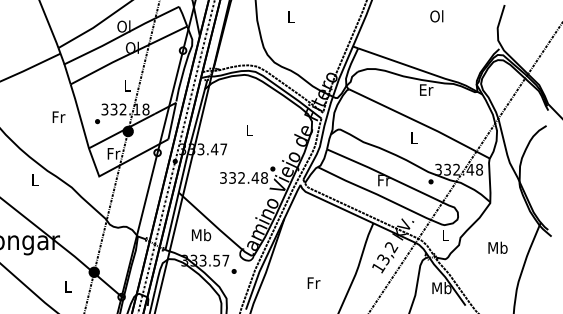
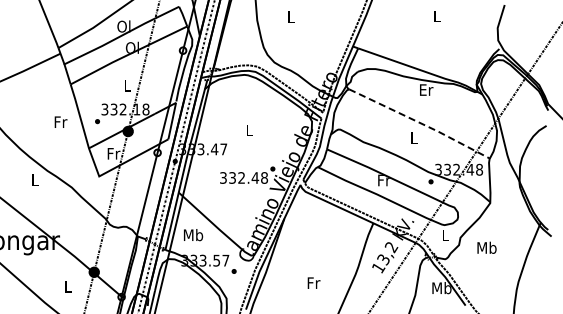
text: Ol -> L (436, 16)
text position: (58, 116) -> (60, 121) (60, 121)
line: solid -> dashed (421, 123)
text position: (201, 235) -> (193, 235) (193, 235)
text position: (497, 247) -> (486, 247) (486, 247)
